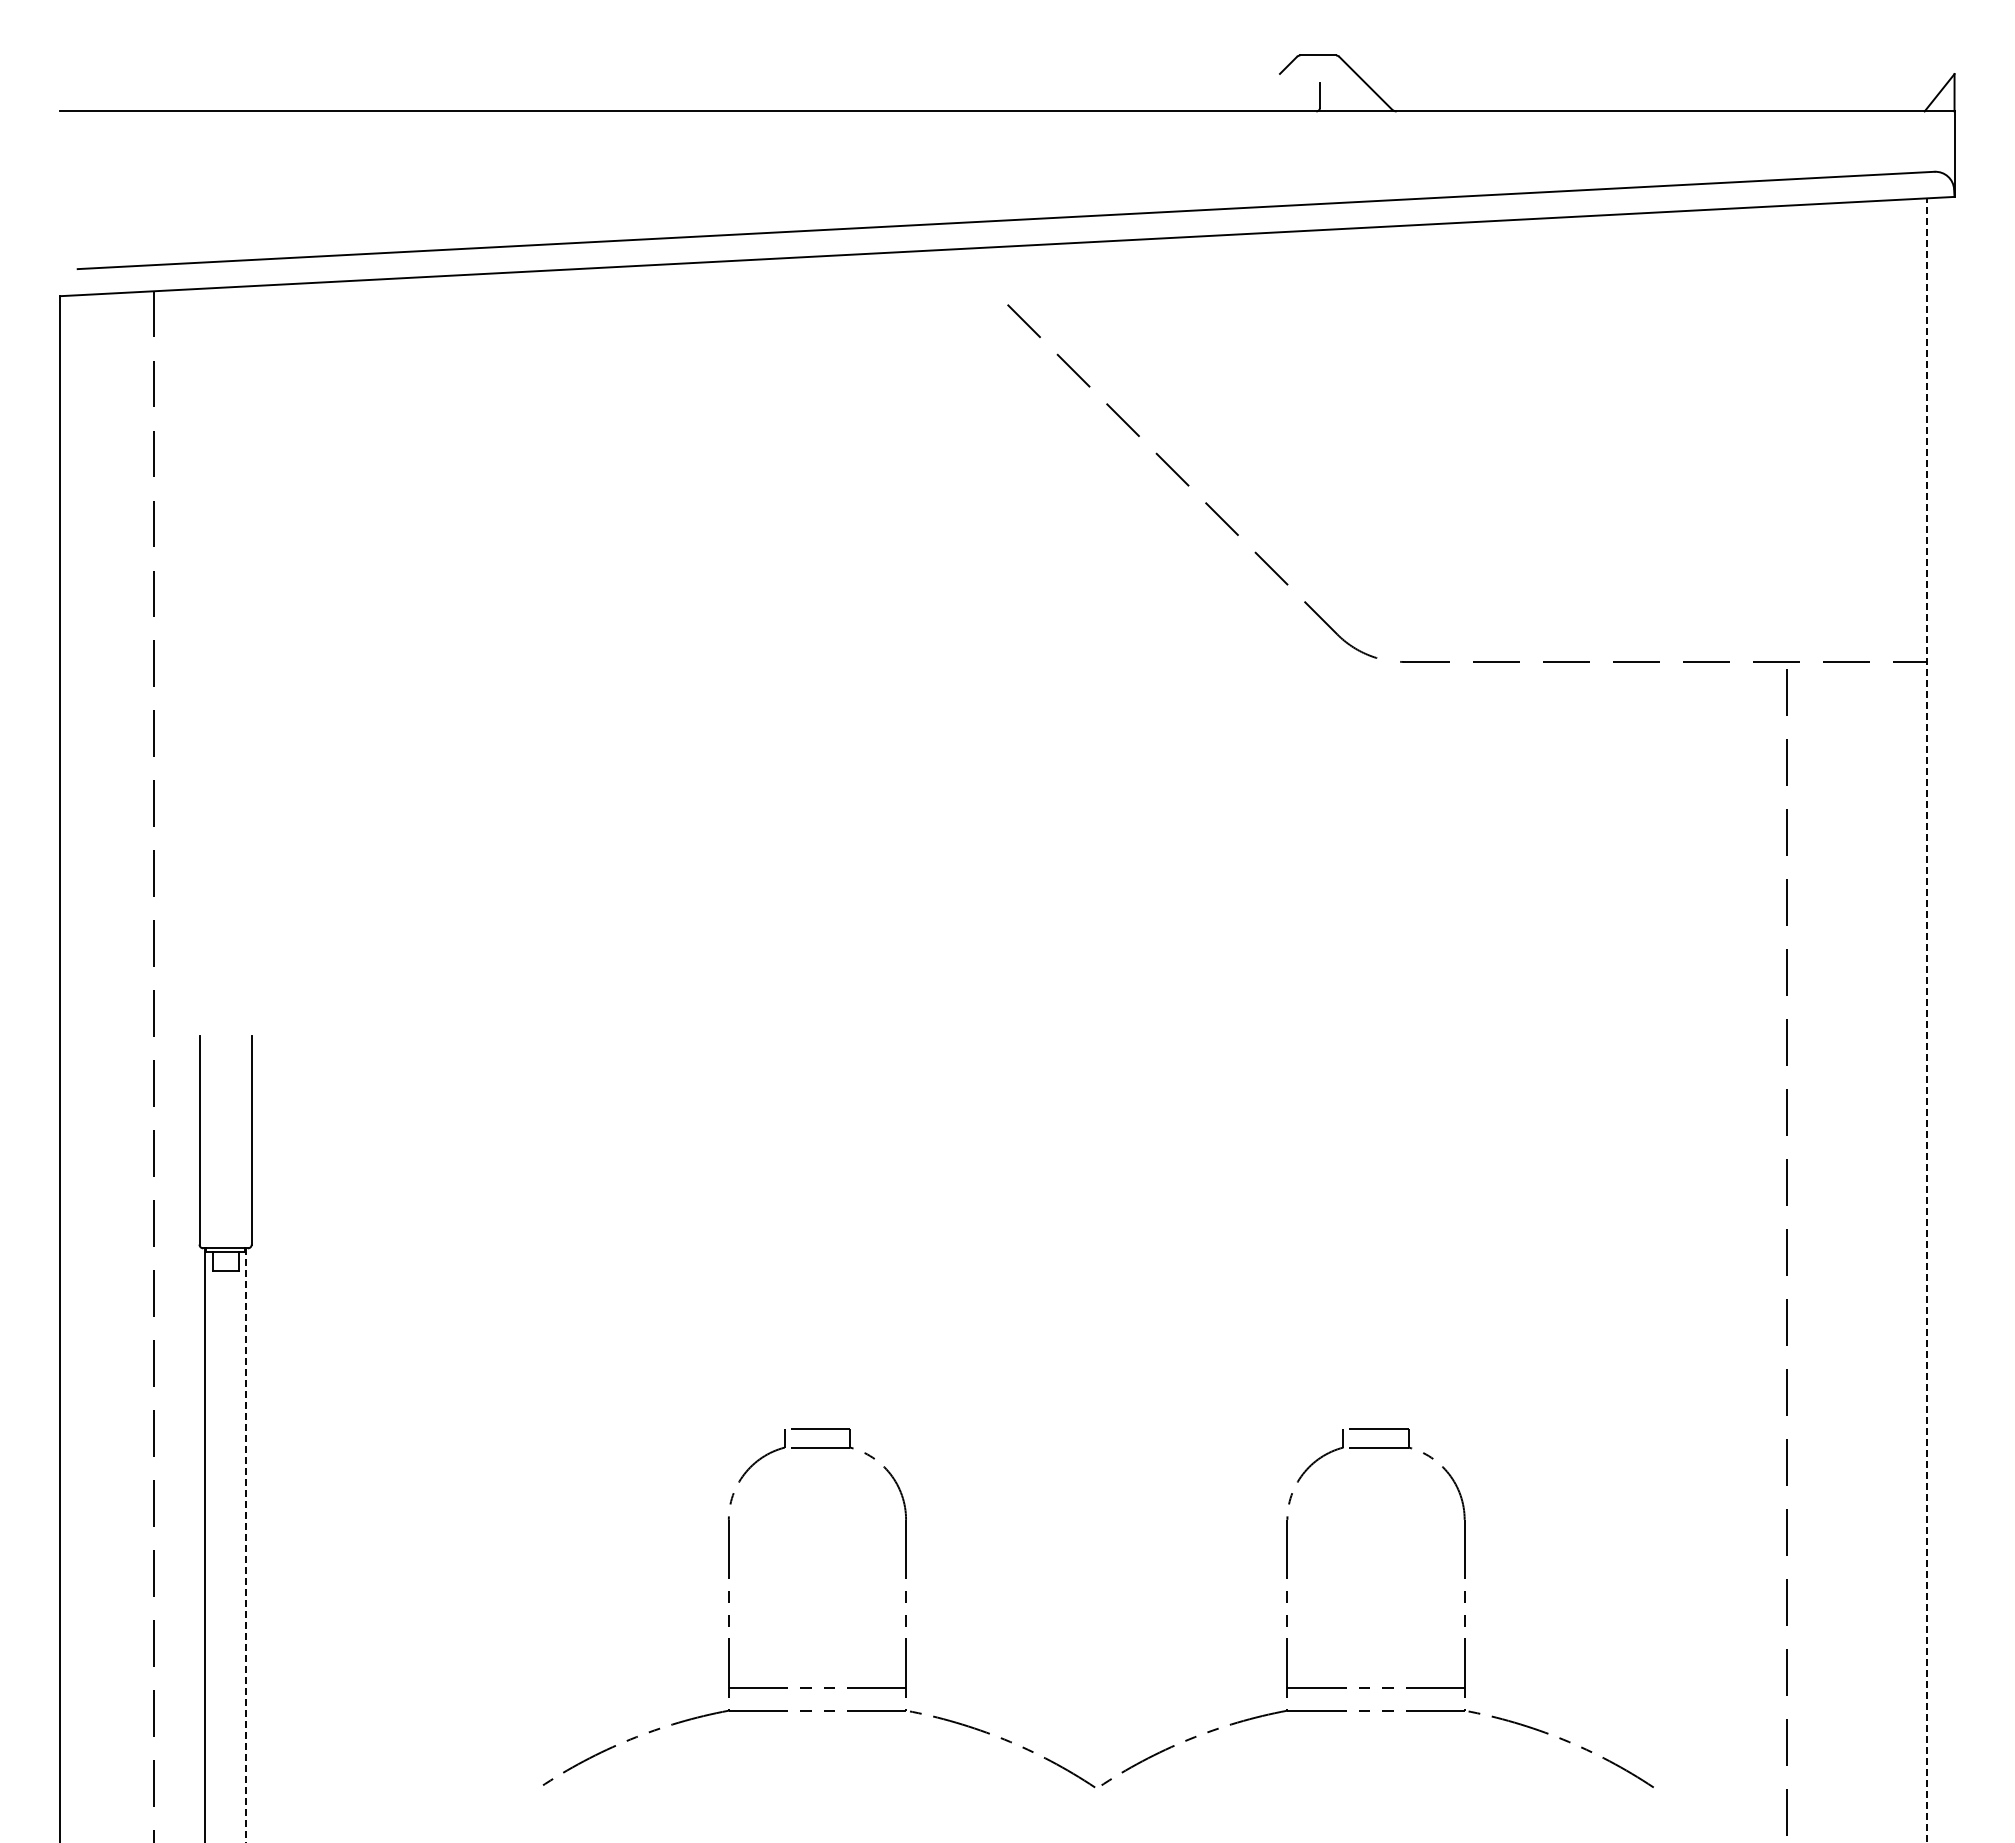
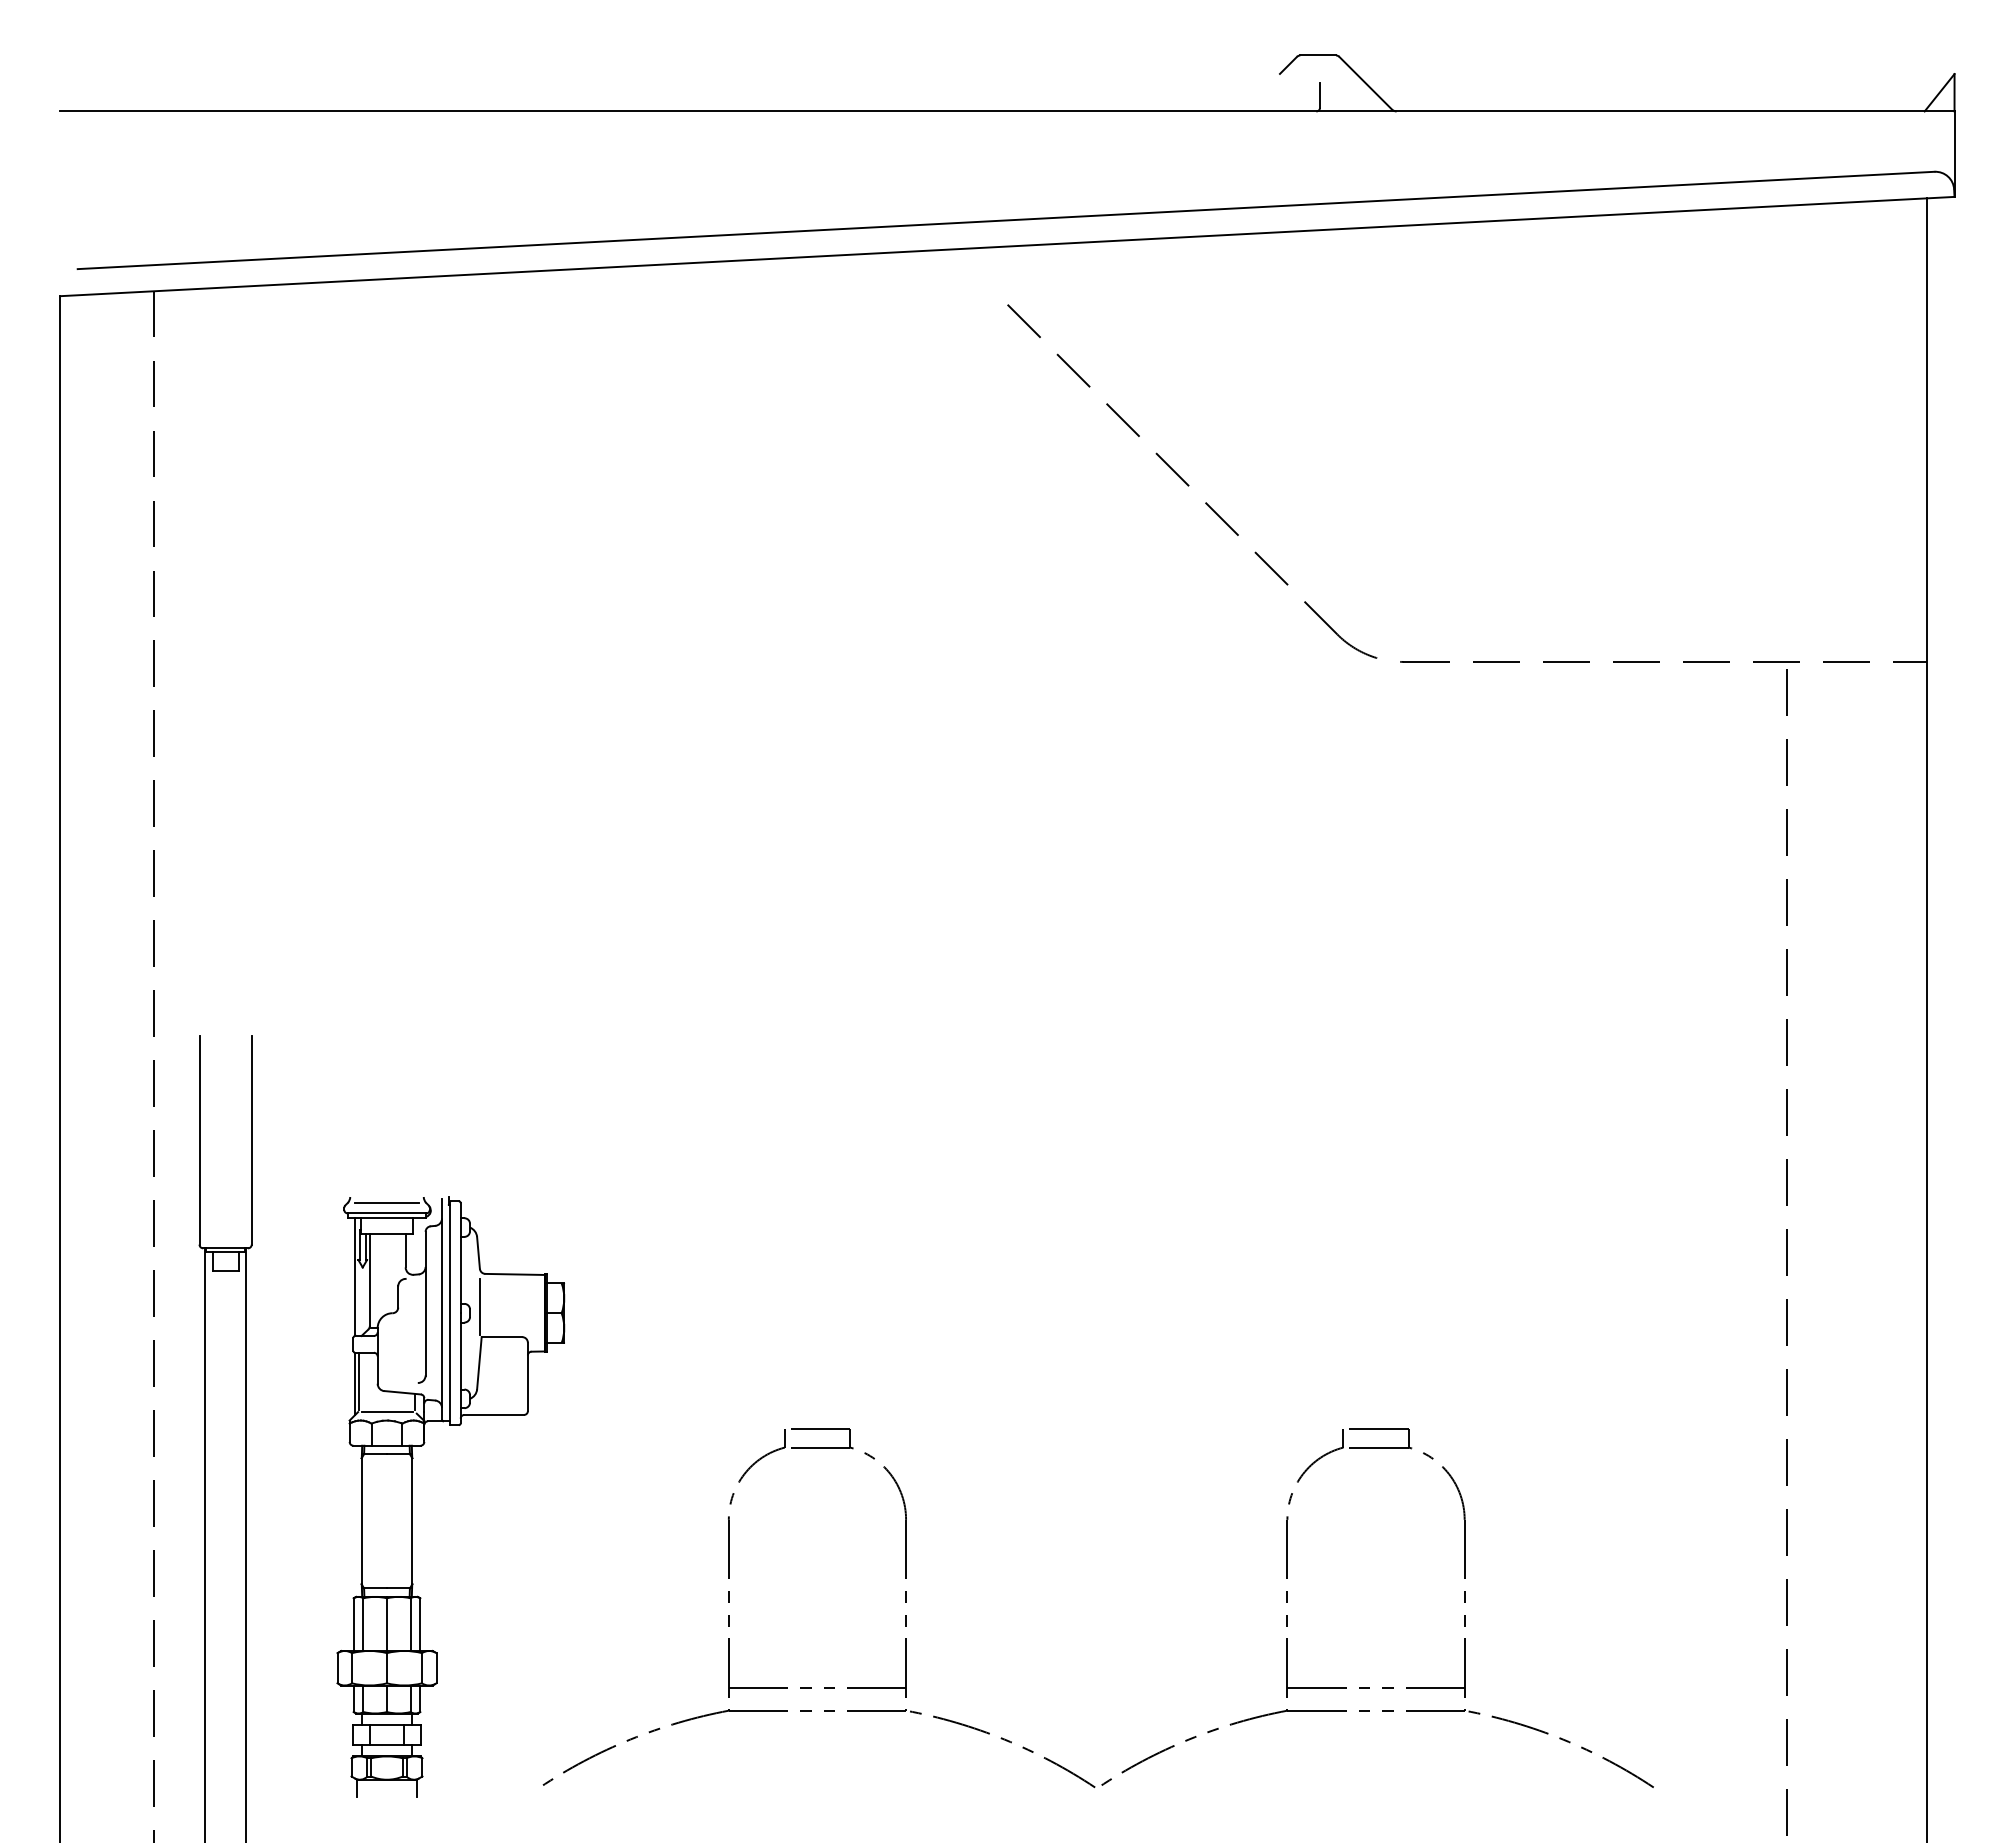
line: dashed -> solid (1926, 1020)
part: none -> present (412, 1496)
line: dashed -> solid (245, 1546)
